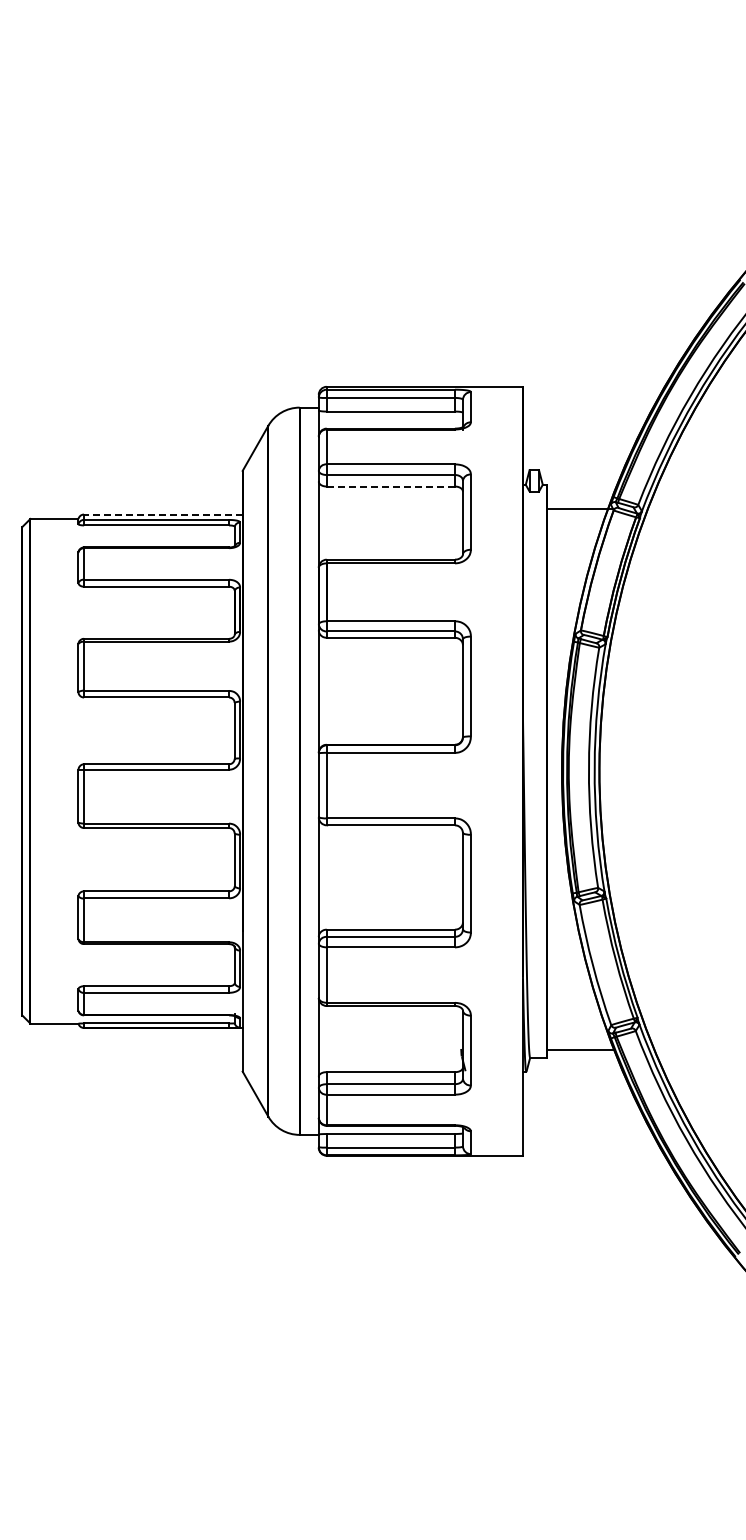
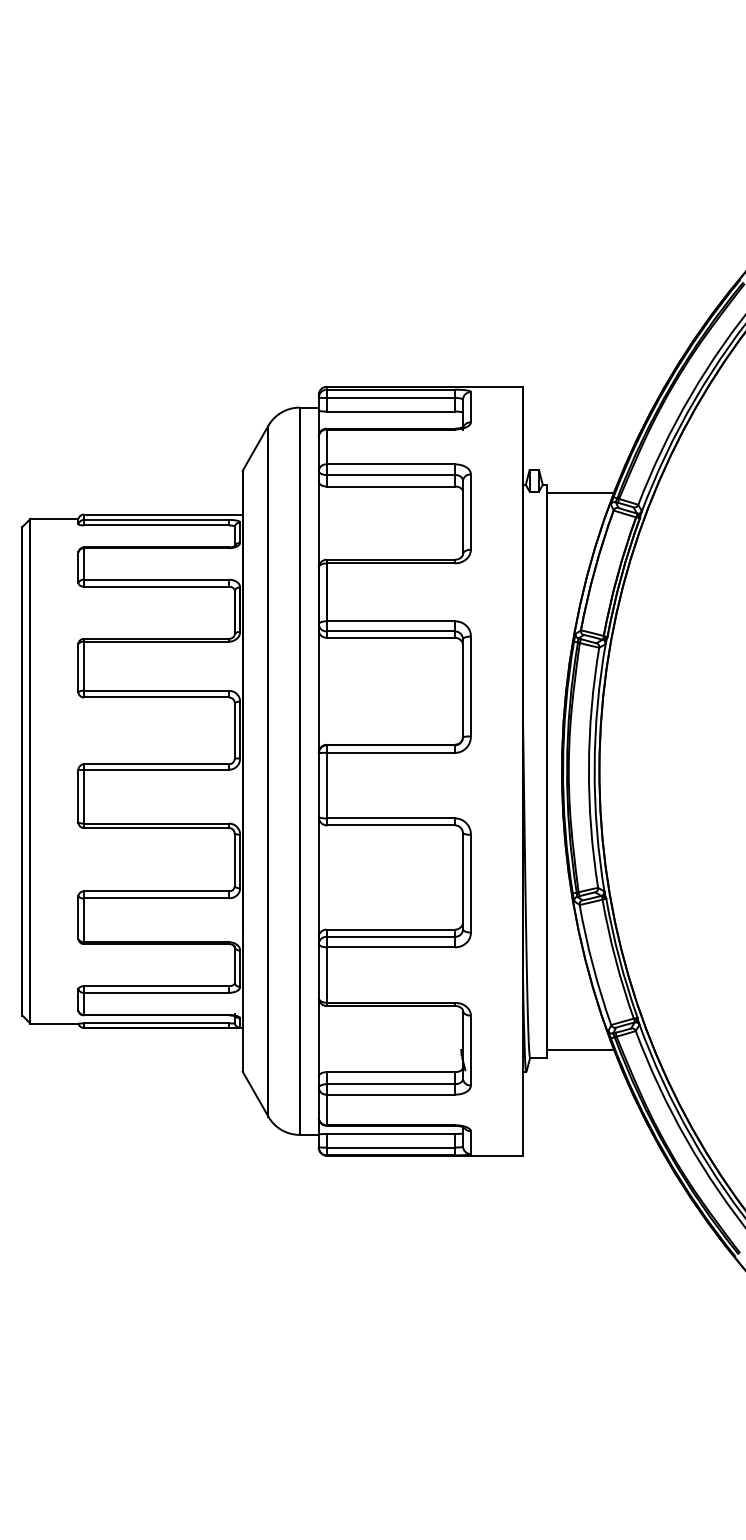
line: dashed -> solid (390, 486)
line position: (580, 508) -> (580, 492) (580, 492)
line: dashed -> solid (162, 514)
